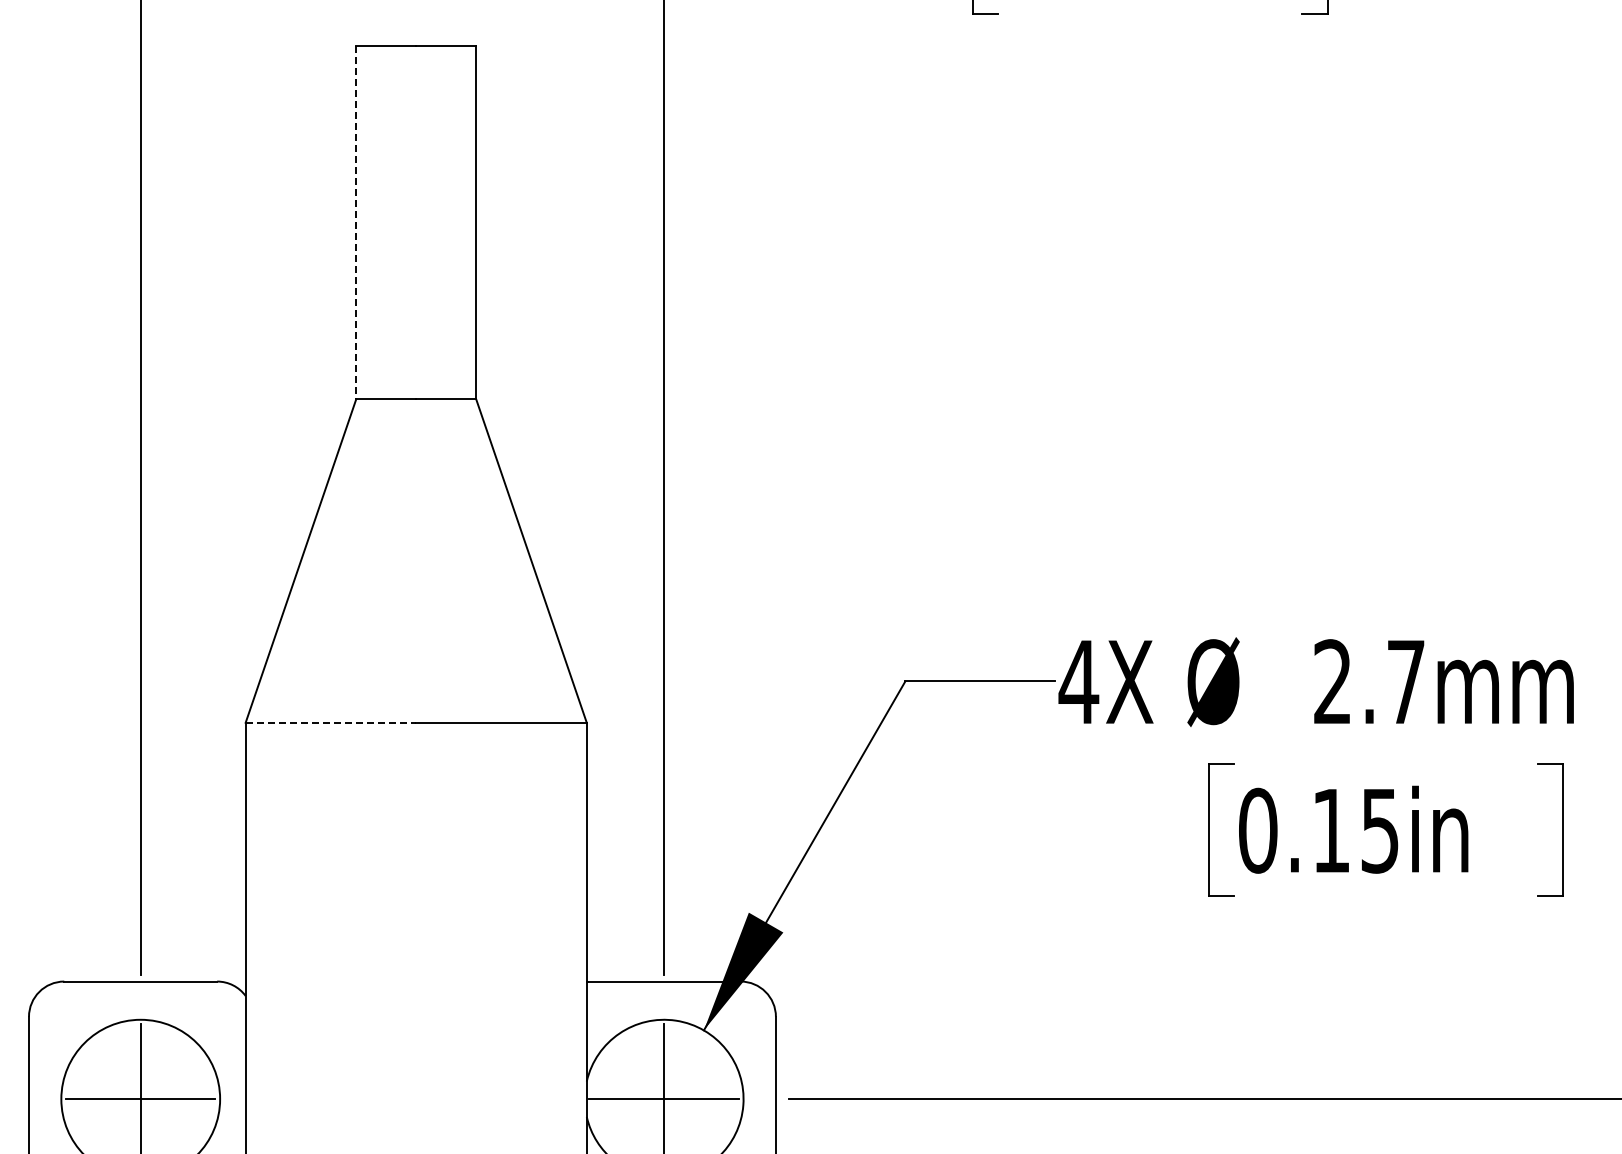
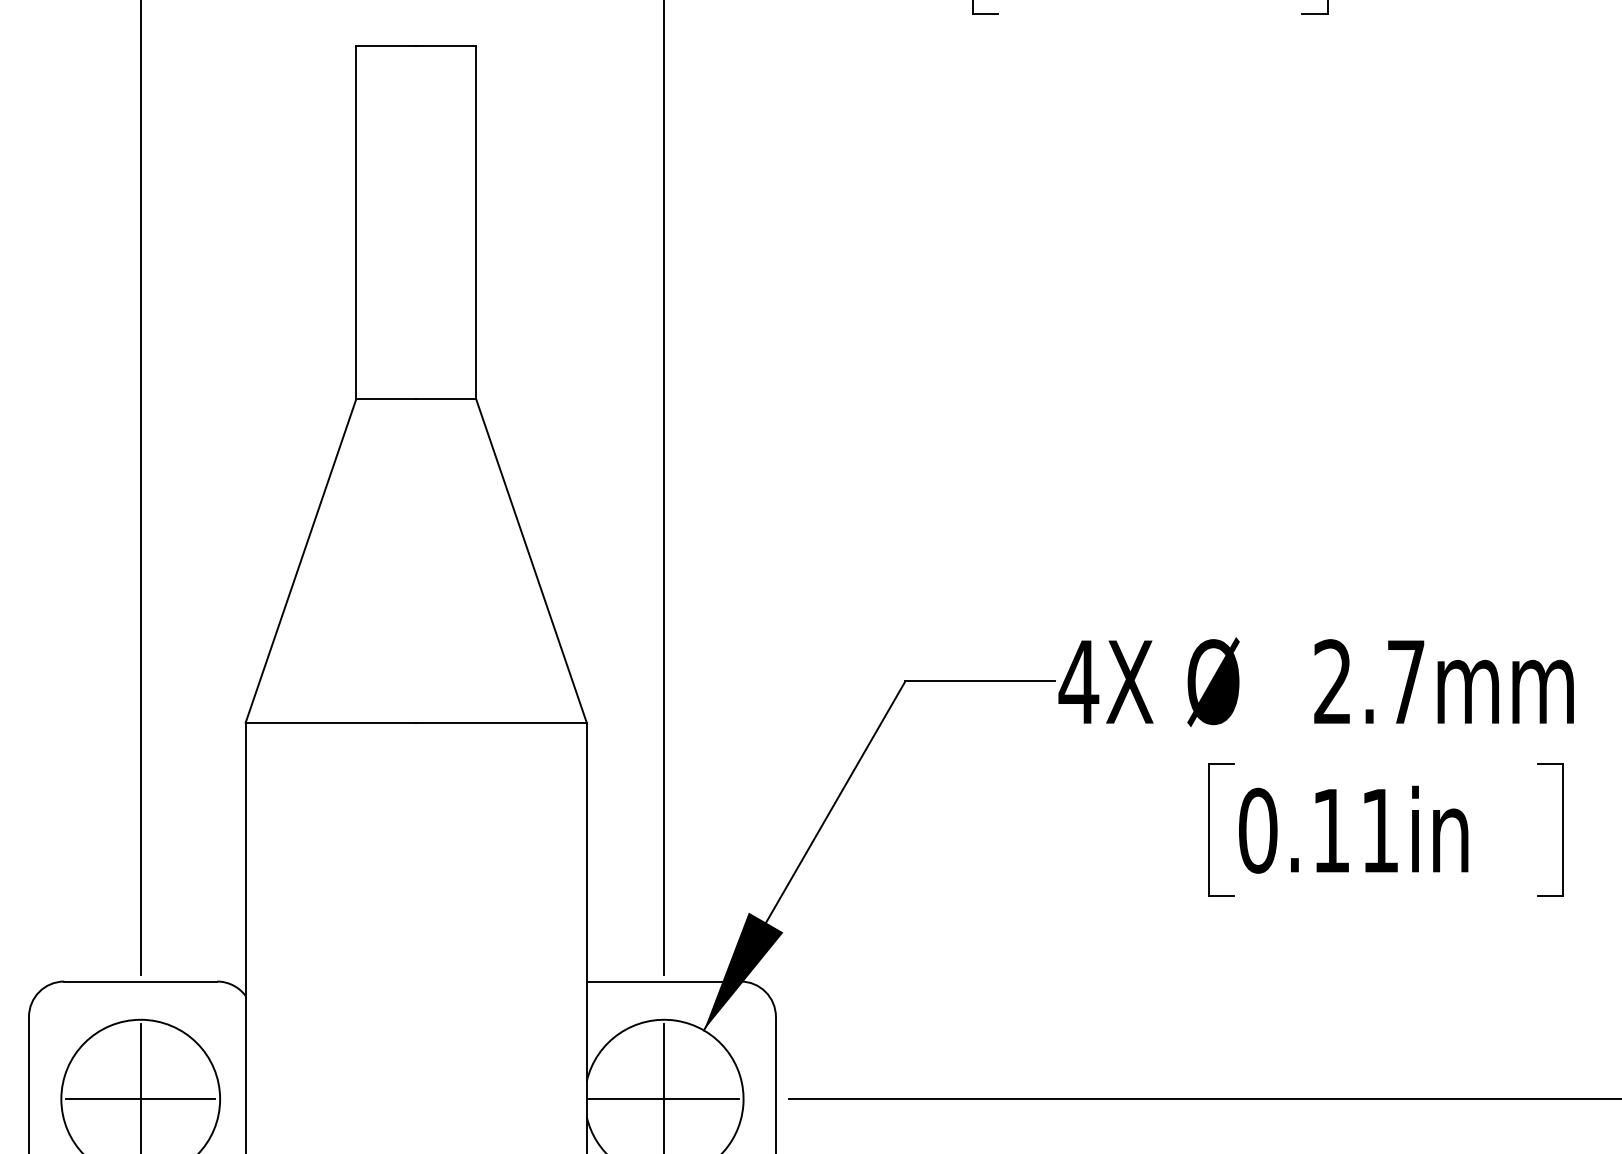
line: dashed -> solid (356, 223)
line: dashed -> solid (331, 722)
text: 0.15in -> 0.11in (1379, 831)
